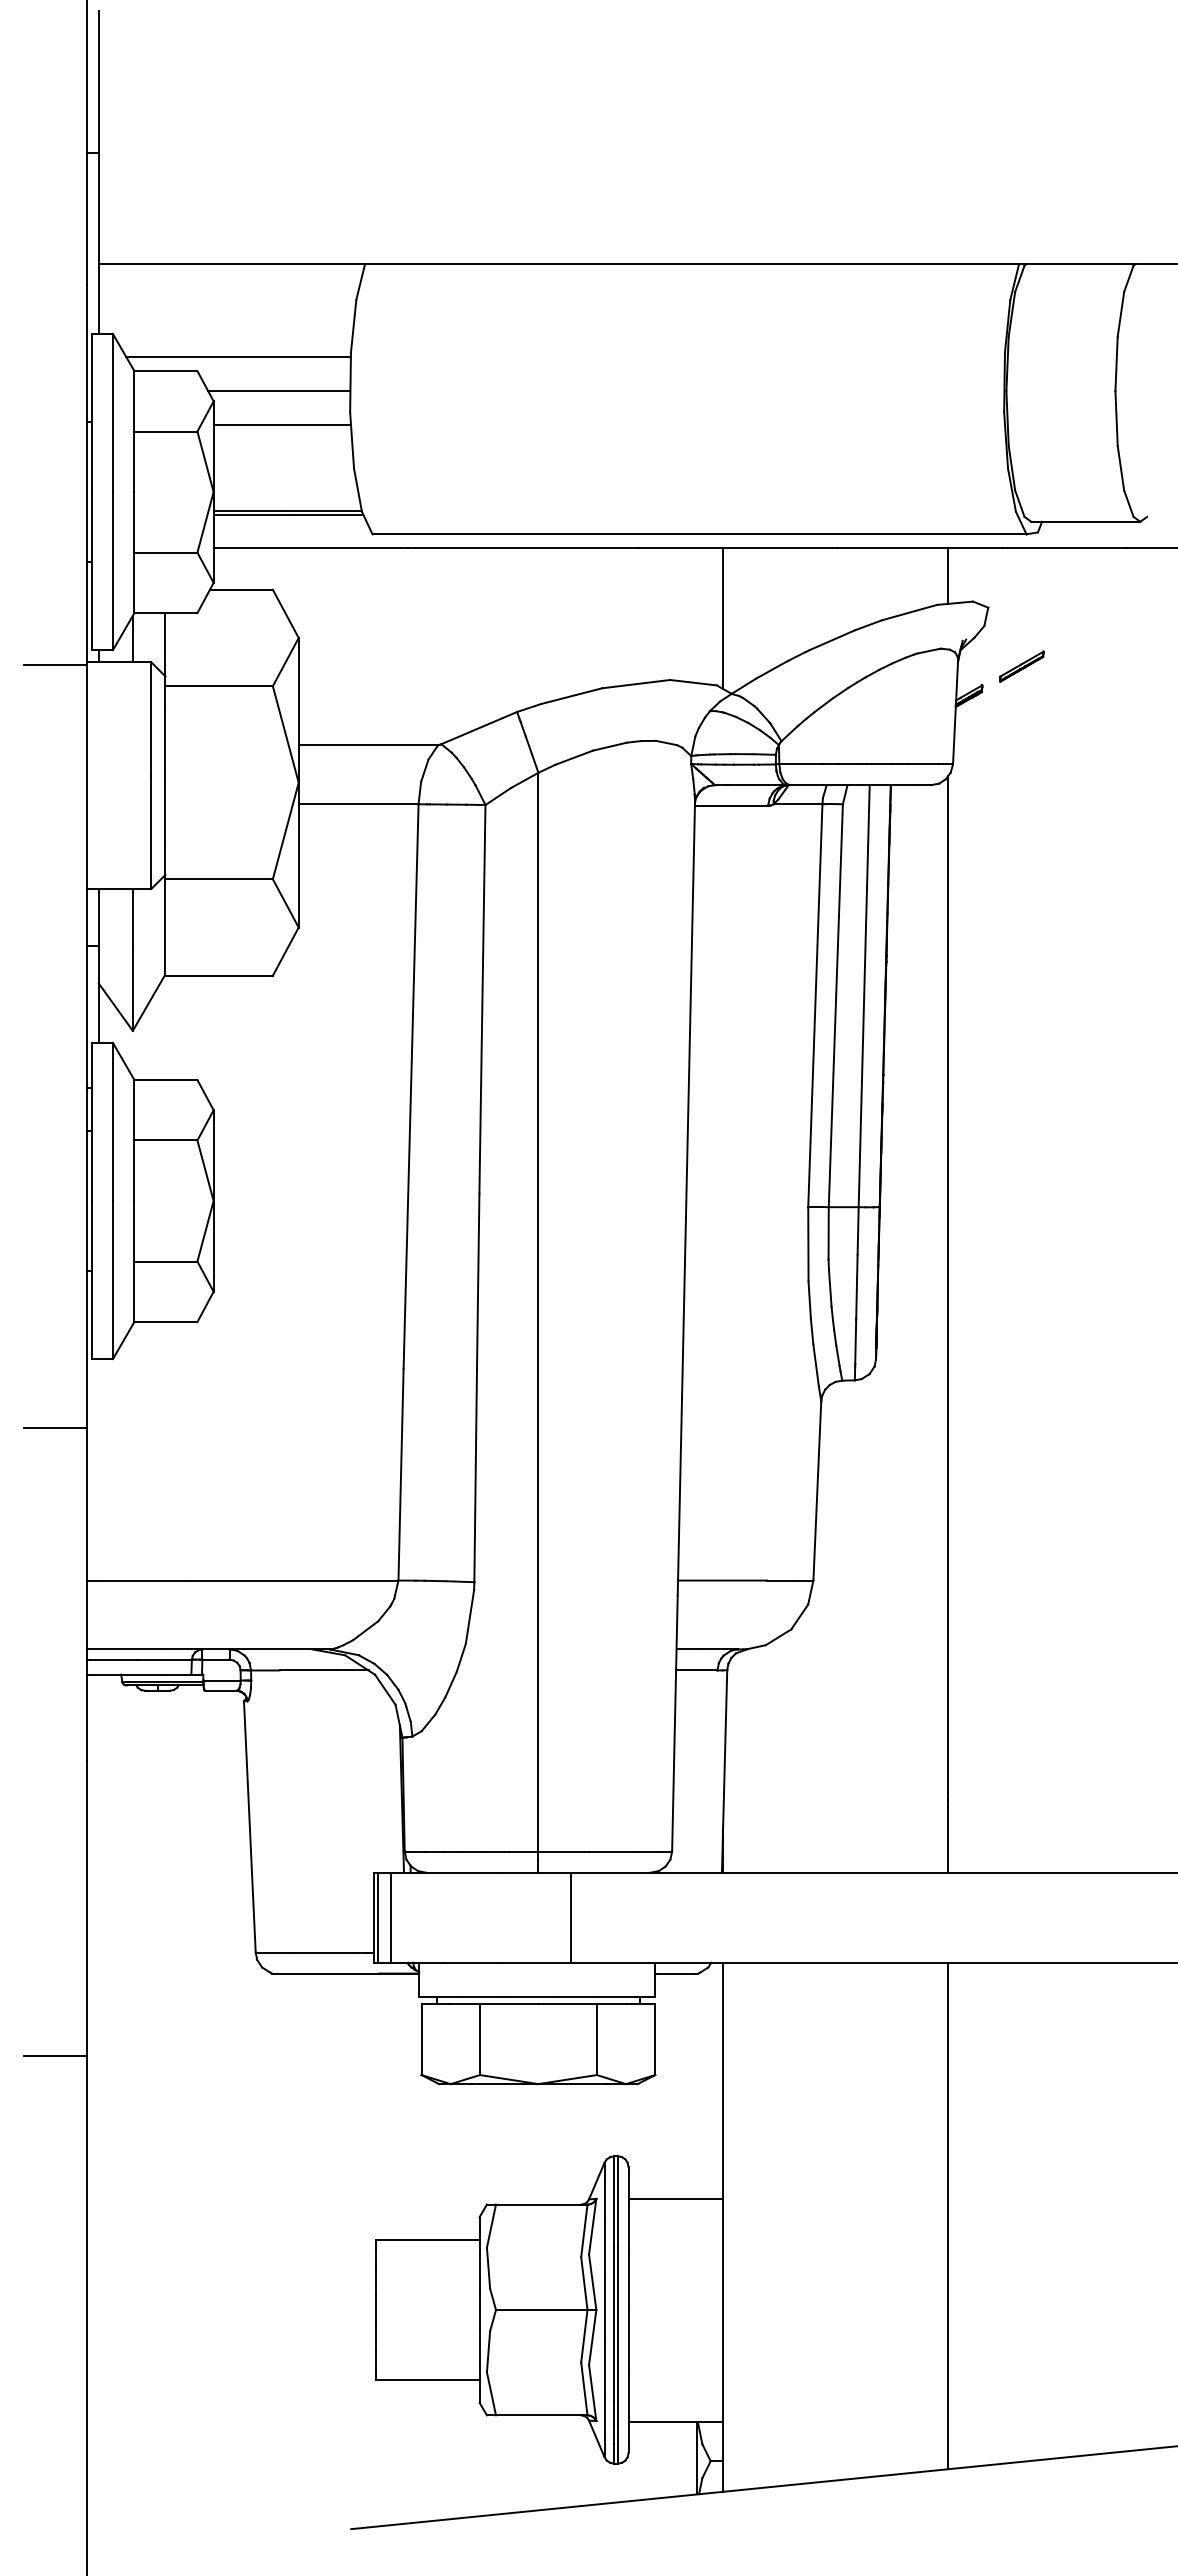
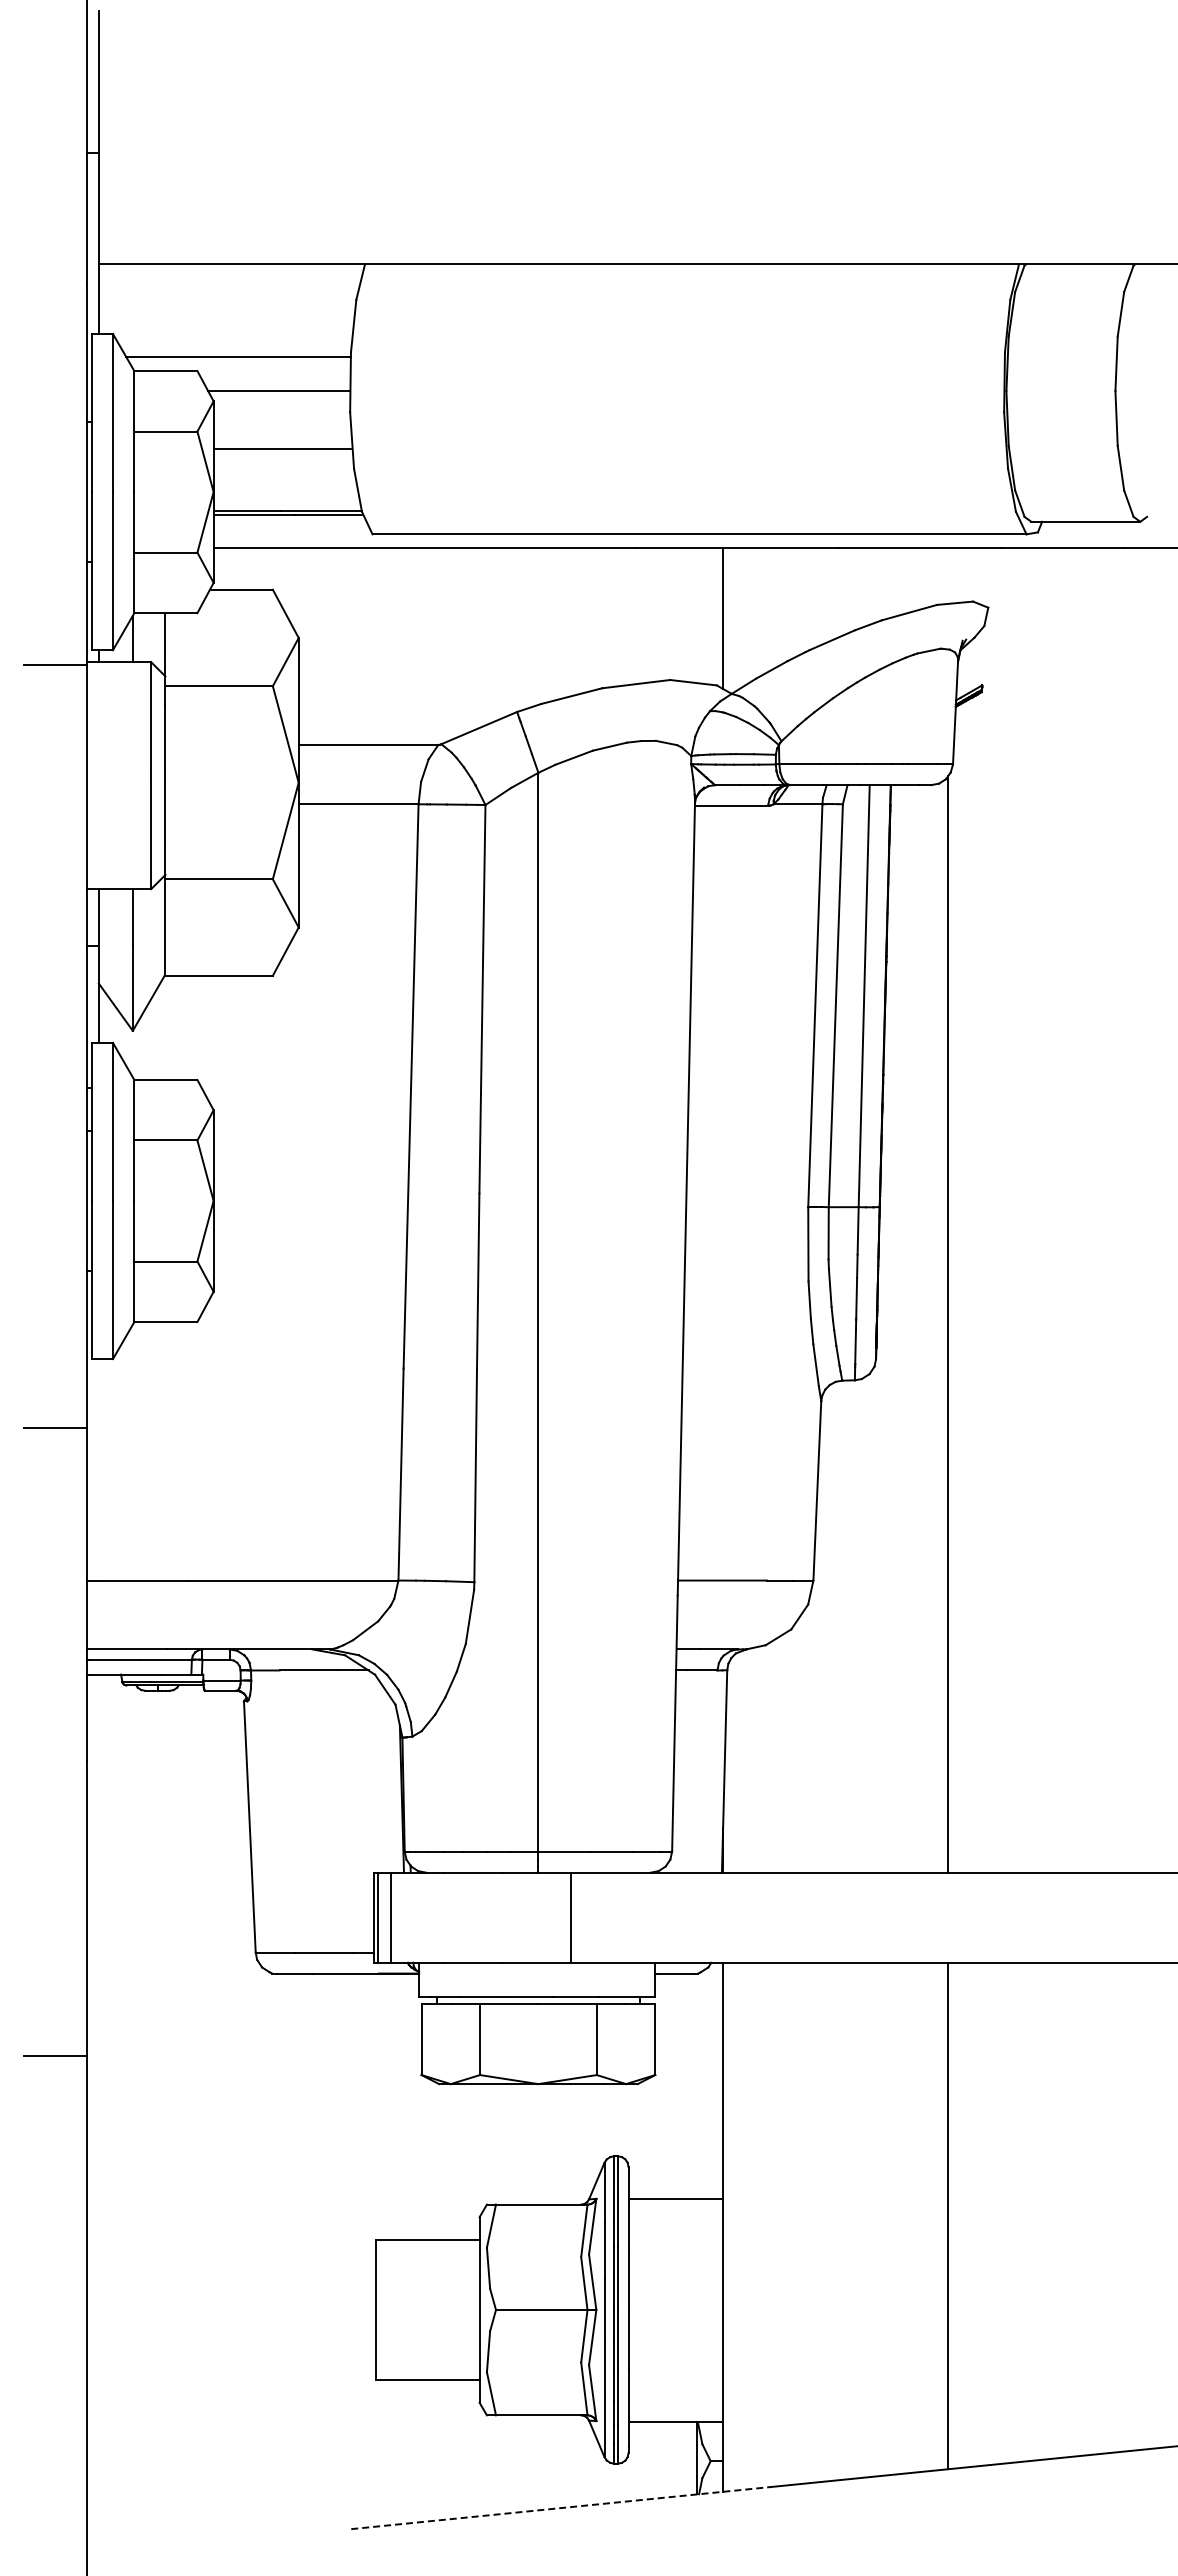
line position: (282, 425) -> (282, 449) (282, 449)
line: present -> none (948, 575)
part: present -> none (1021, 666)
line: solid -> dashed (561, 2508)
